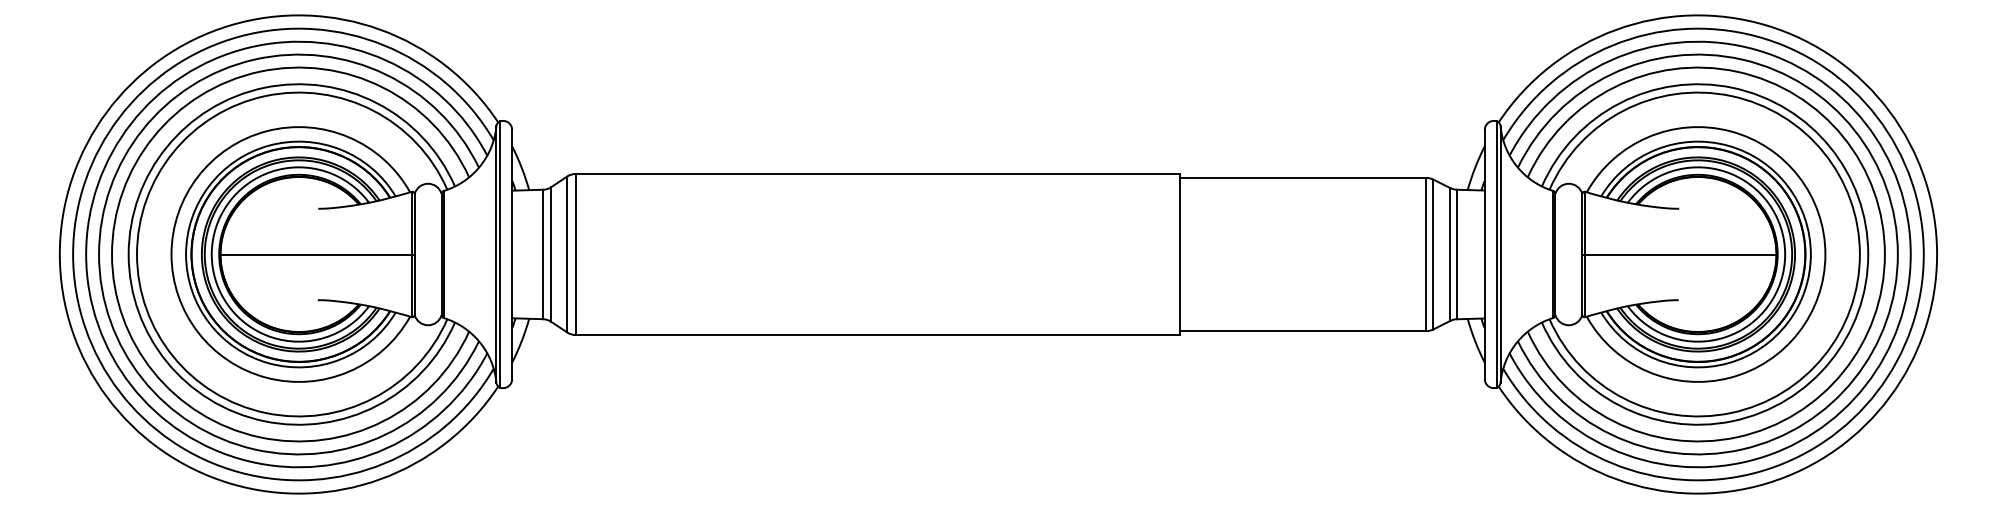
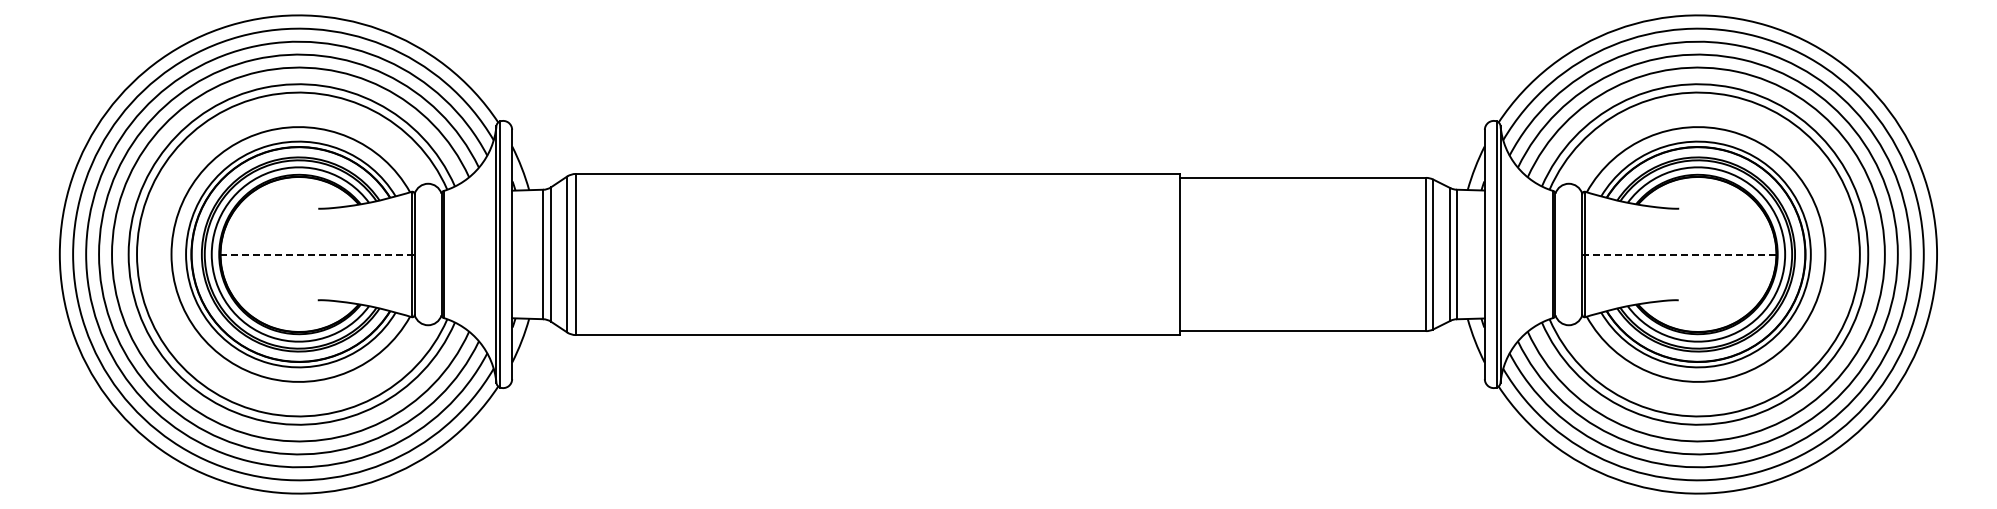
line: solid -> dashed (317, 254)
line: solid -> dashed (1680, 254)
